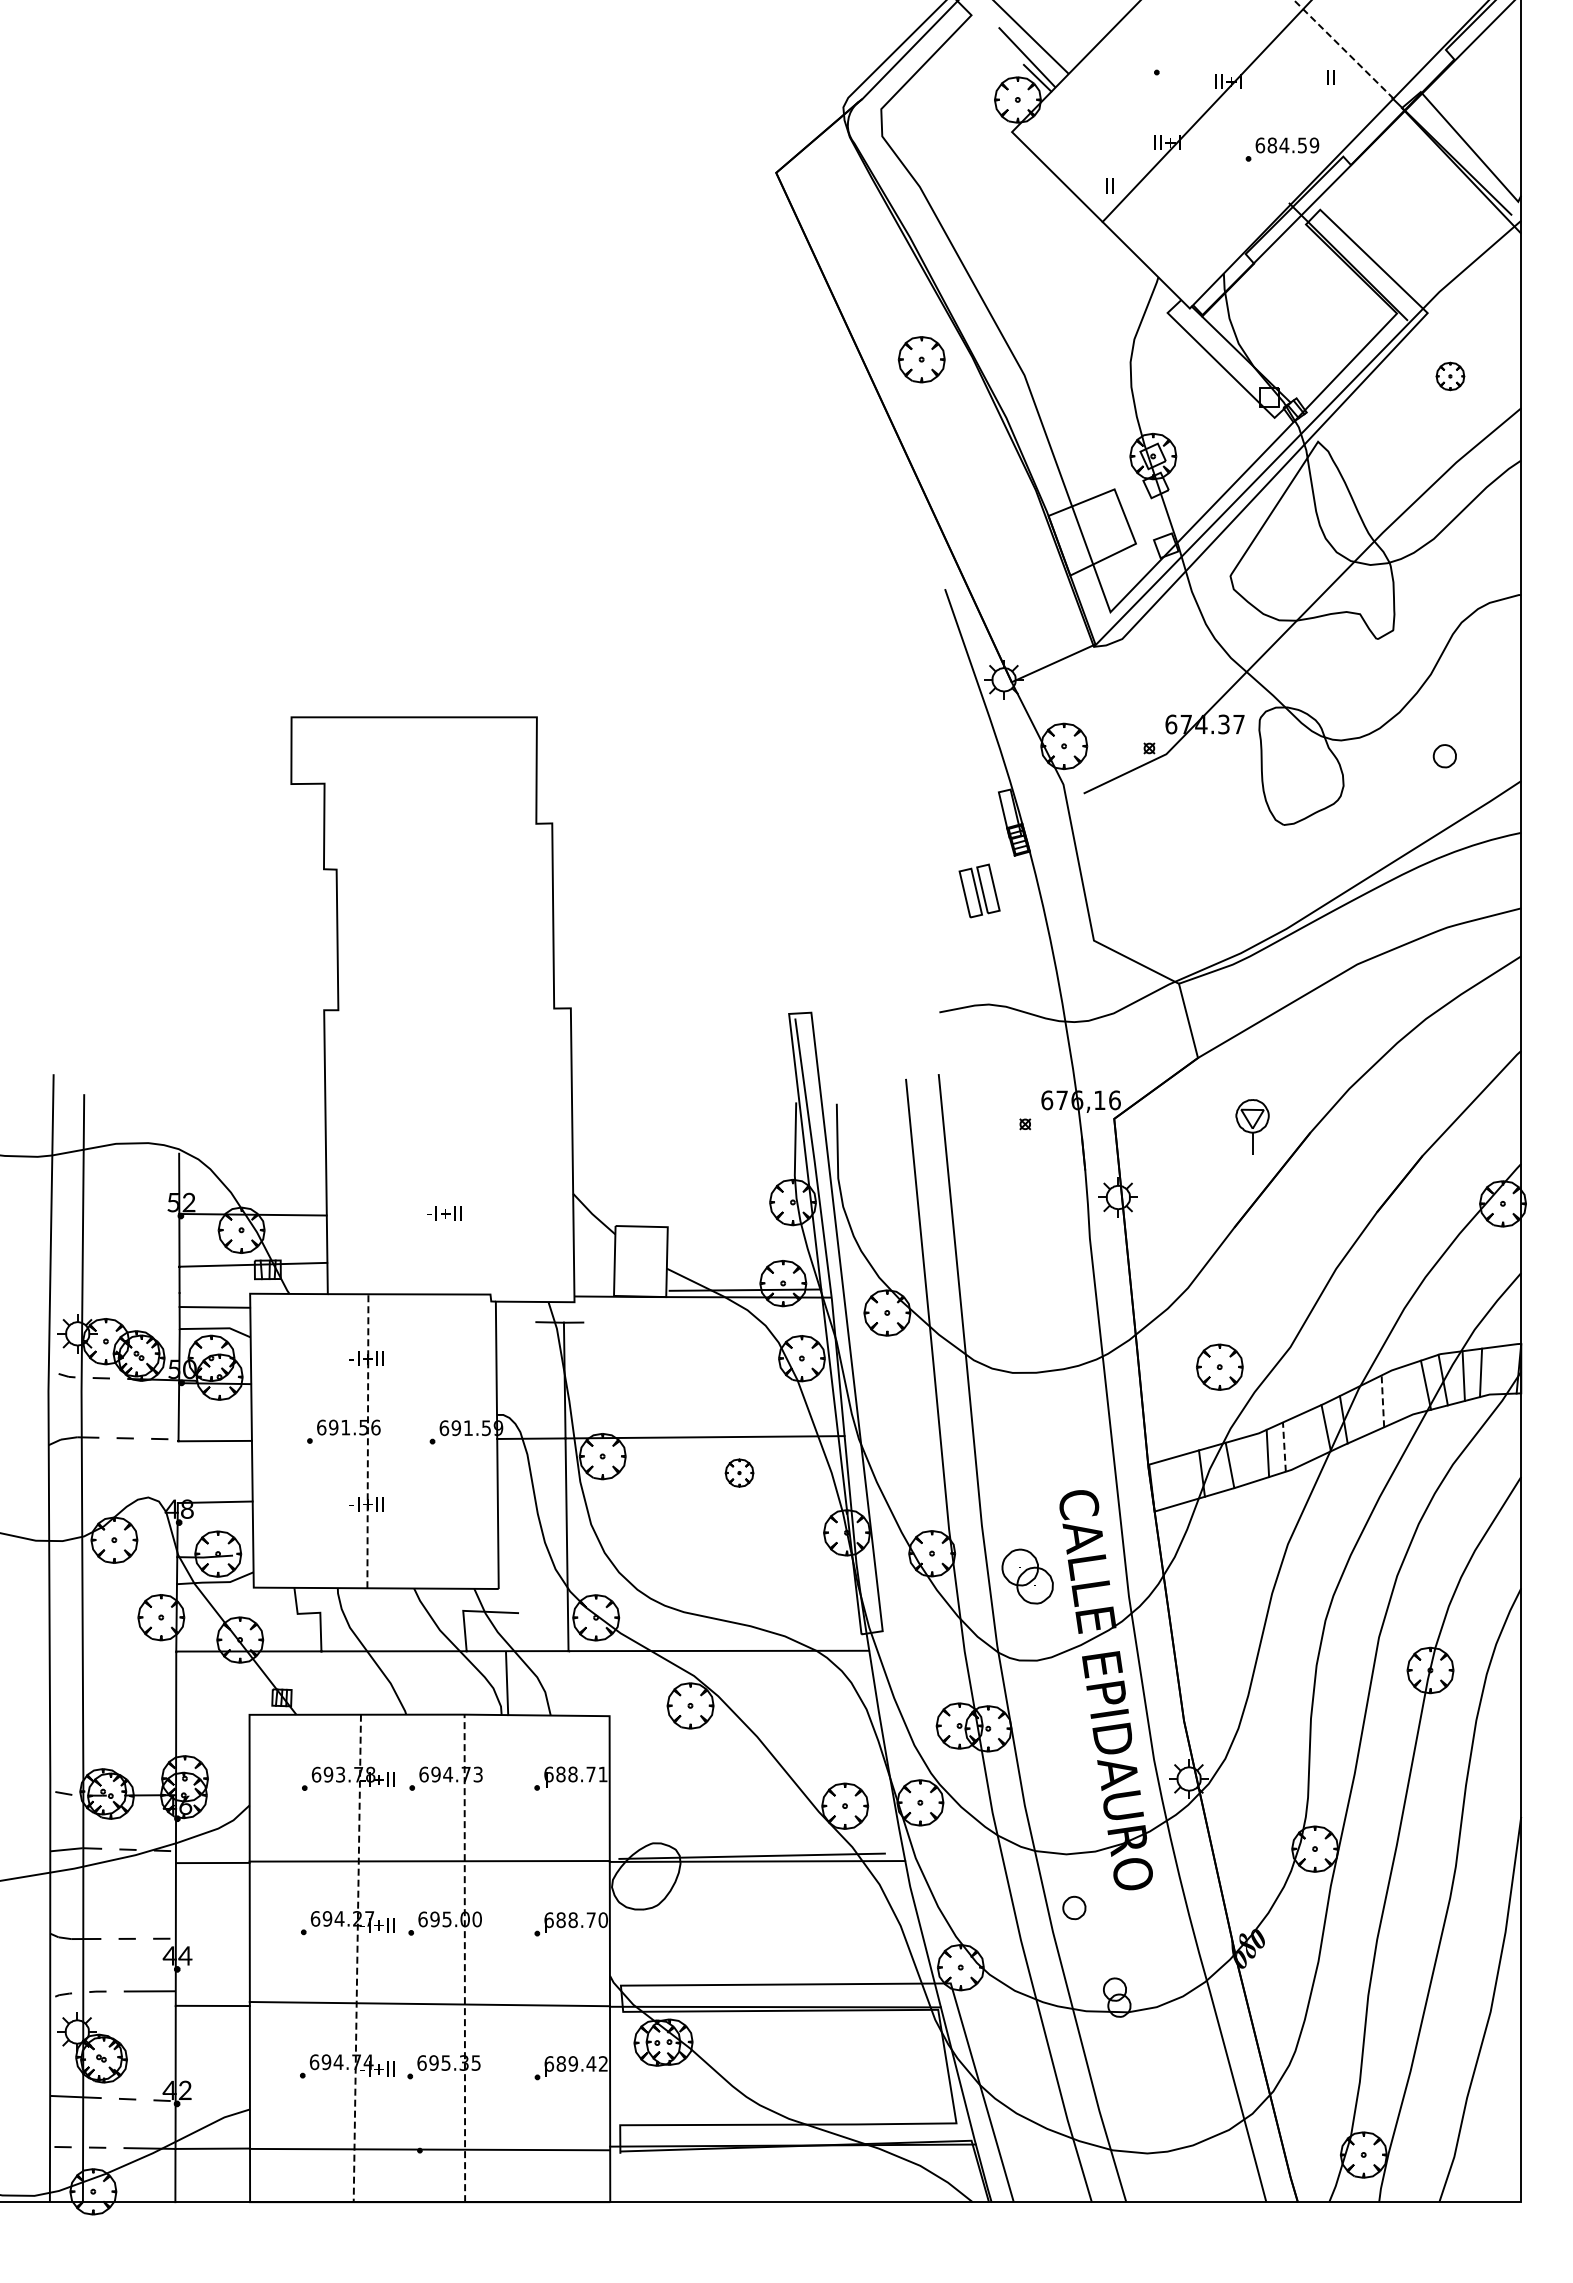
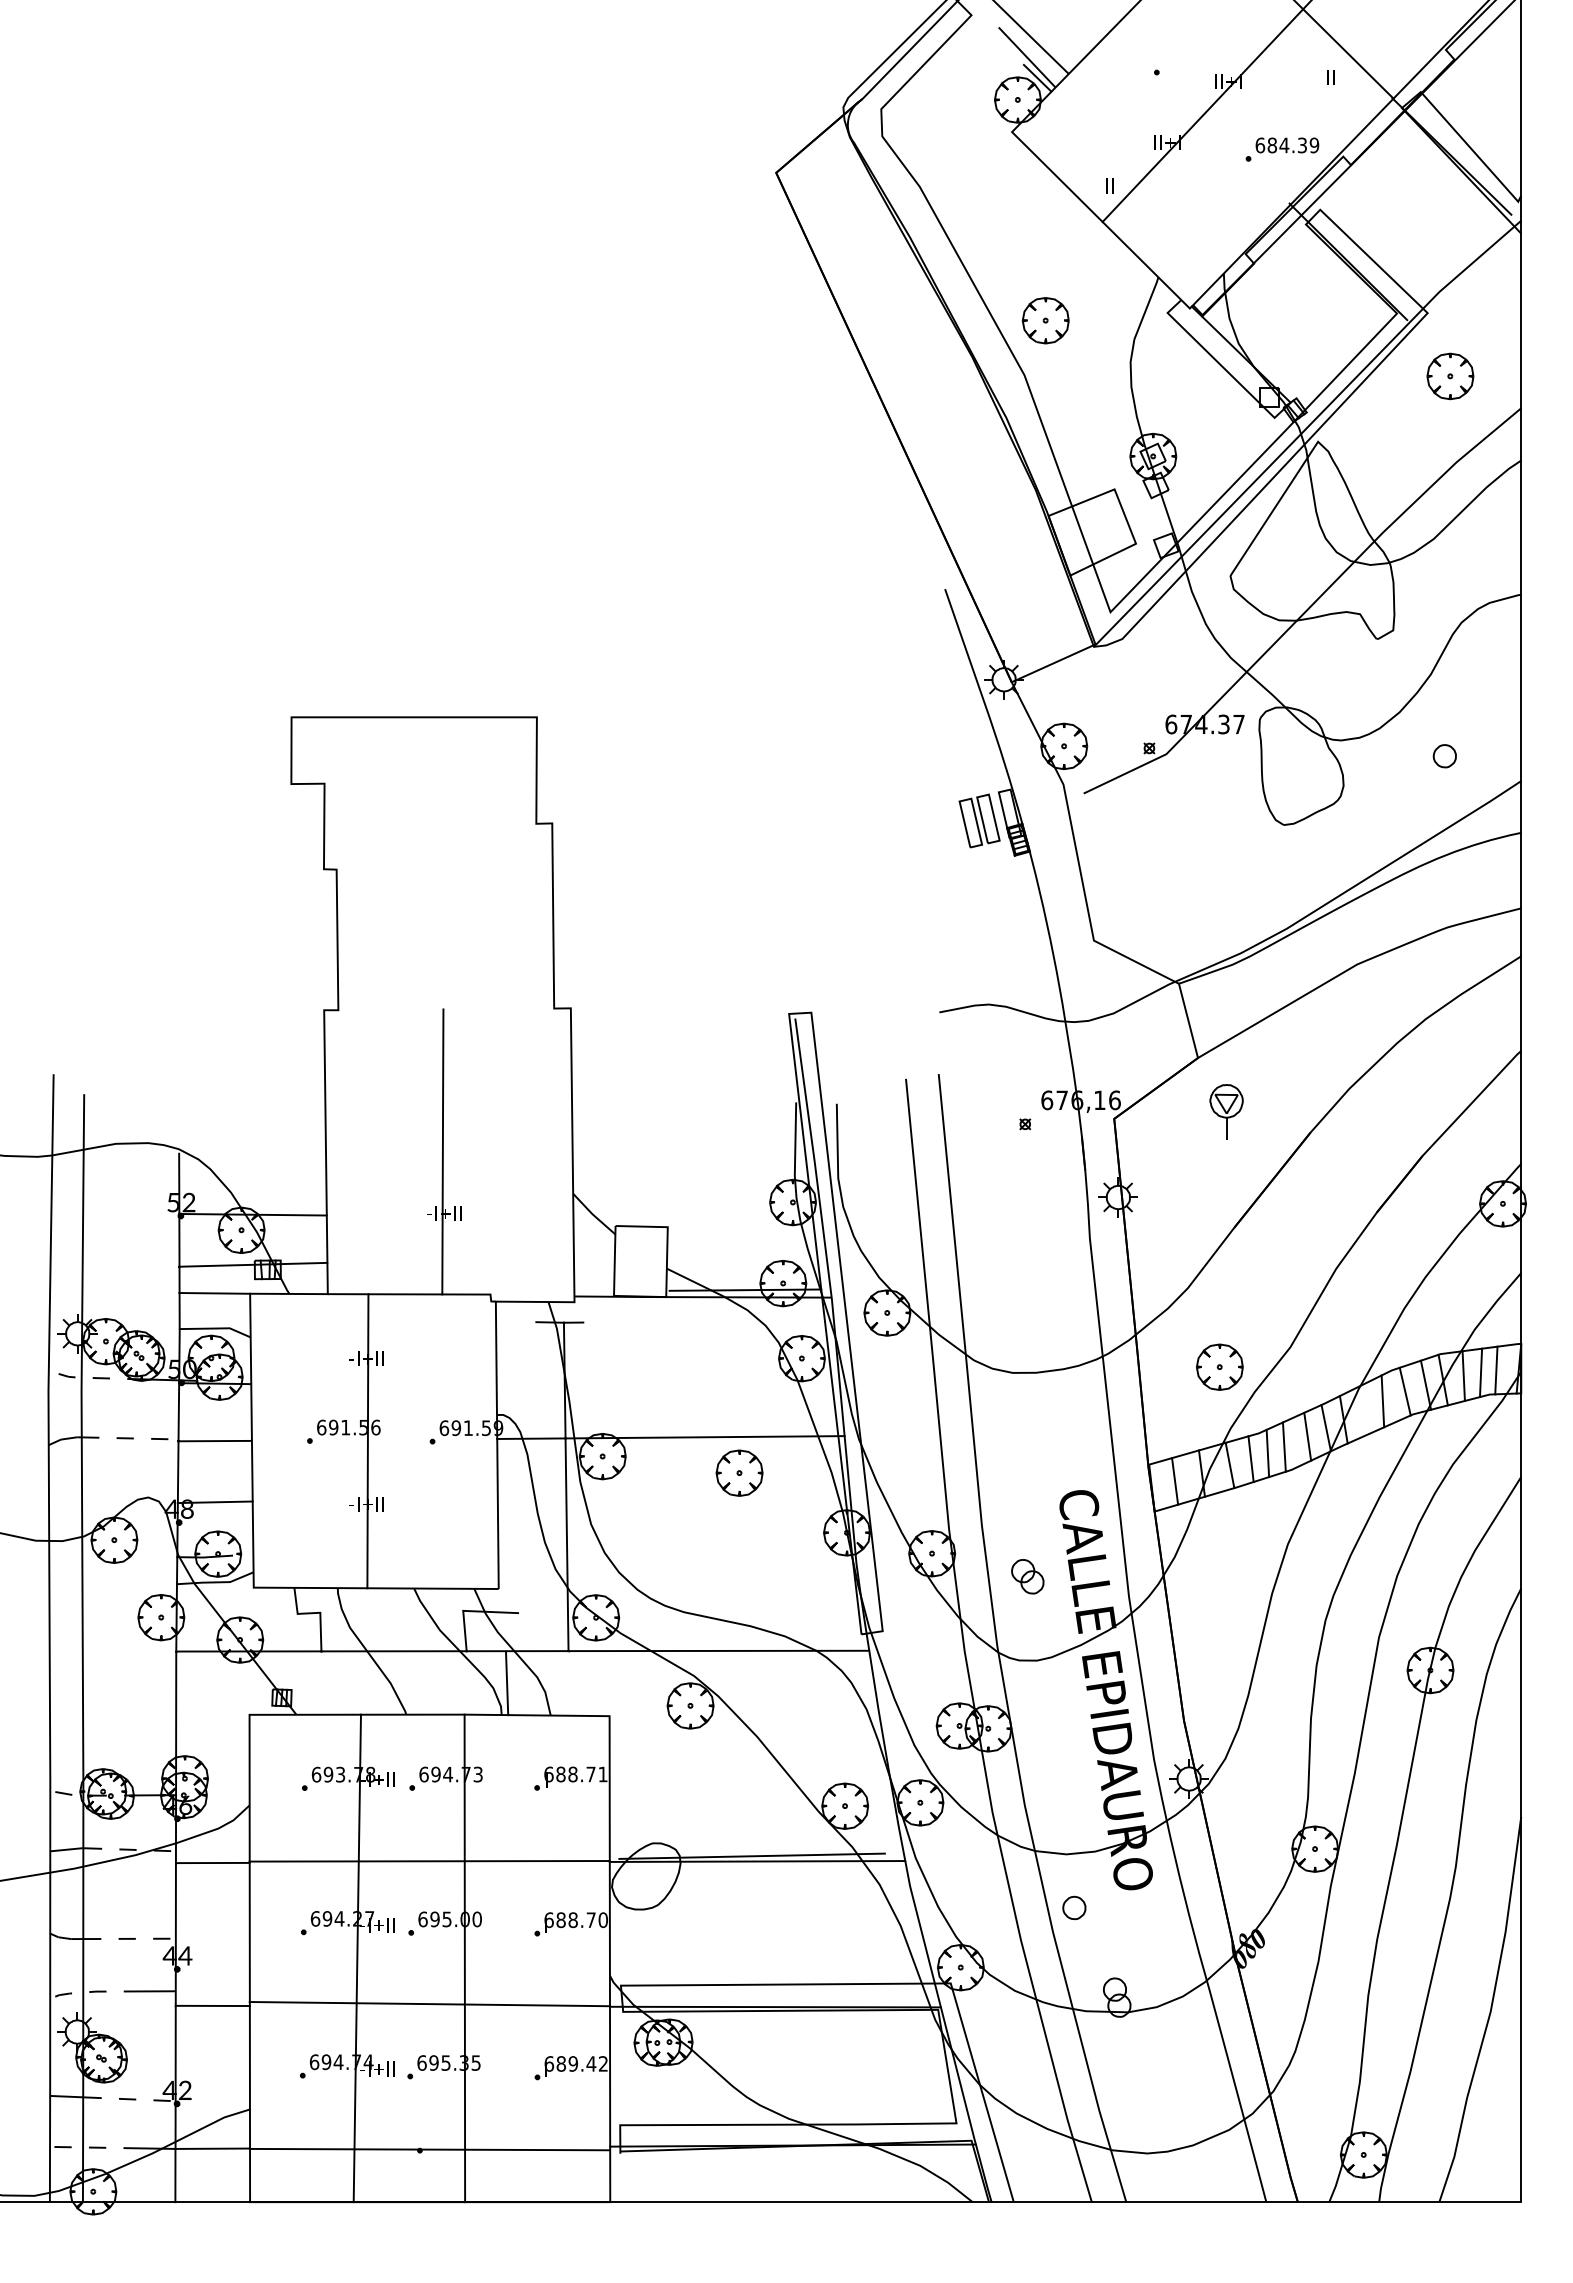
line: dashed -> solid (1343, 49)
text: 684.59 -> 684.39 (1302, 144)
part position: (921, 359) -> (1045, 320) (1045, 320)
part size: 31x31 px -> 49x49 px (1450, 376)
part position: (979, 890) -> (979, 820) (979, 820)
part position: (1252, 1126) -> (1226, 1111) (1226, 1111)
line: none -> present (442, 1151)
line position: (214, 1307) -> (214, 1293) (214, 1293)
line: none -> present (1496, 1370)
line: none -> present (1404, 1391)
line: dashed -> solid (1382, 1401)
line: none -> present (1307, 1436)
line: dashed -> solid (367, 1440)
line: dashed -> solid (1284, 1447)
line: none -> present (1250, 1459)
line: none -> present (177, 1472)
part size: 31x30 px -> 49x48 px (739, 1472)
line: none -> present (1175, 1481)
part size: 53x57 px -> 34x36 px (1027, 1576)
line: dashed -> solid (357, 1958)
line: dashed -> solid (464, 1958)
